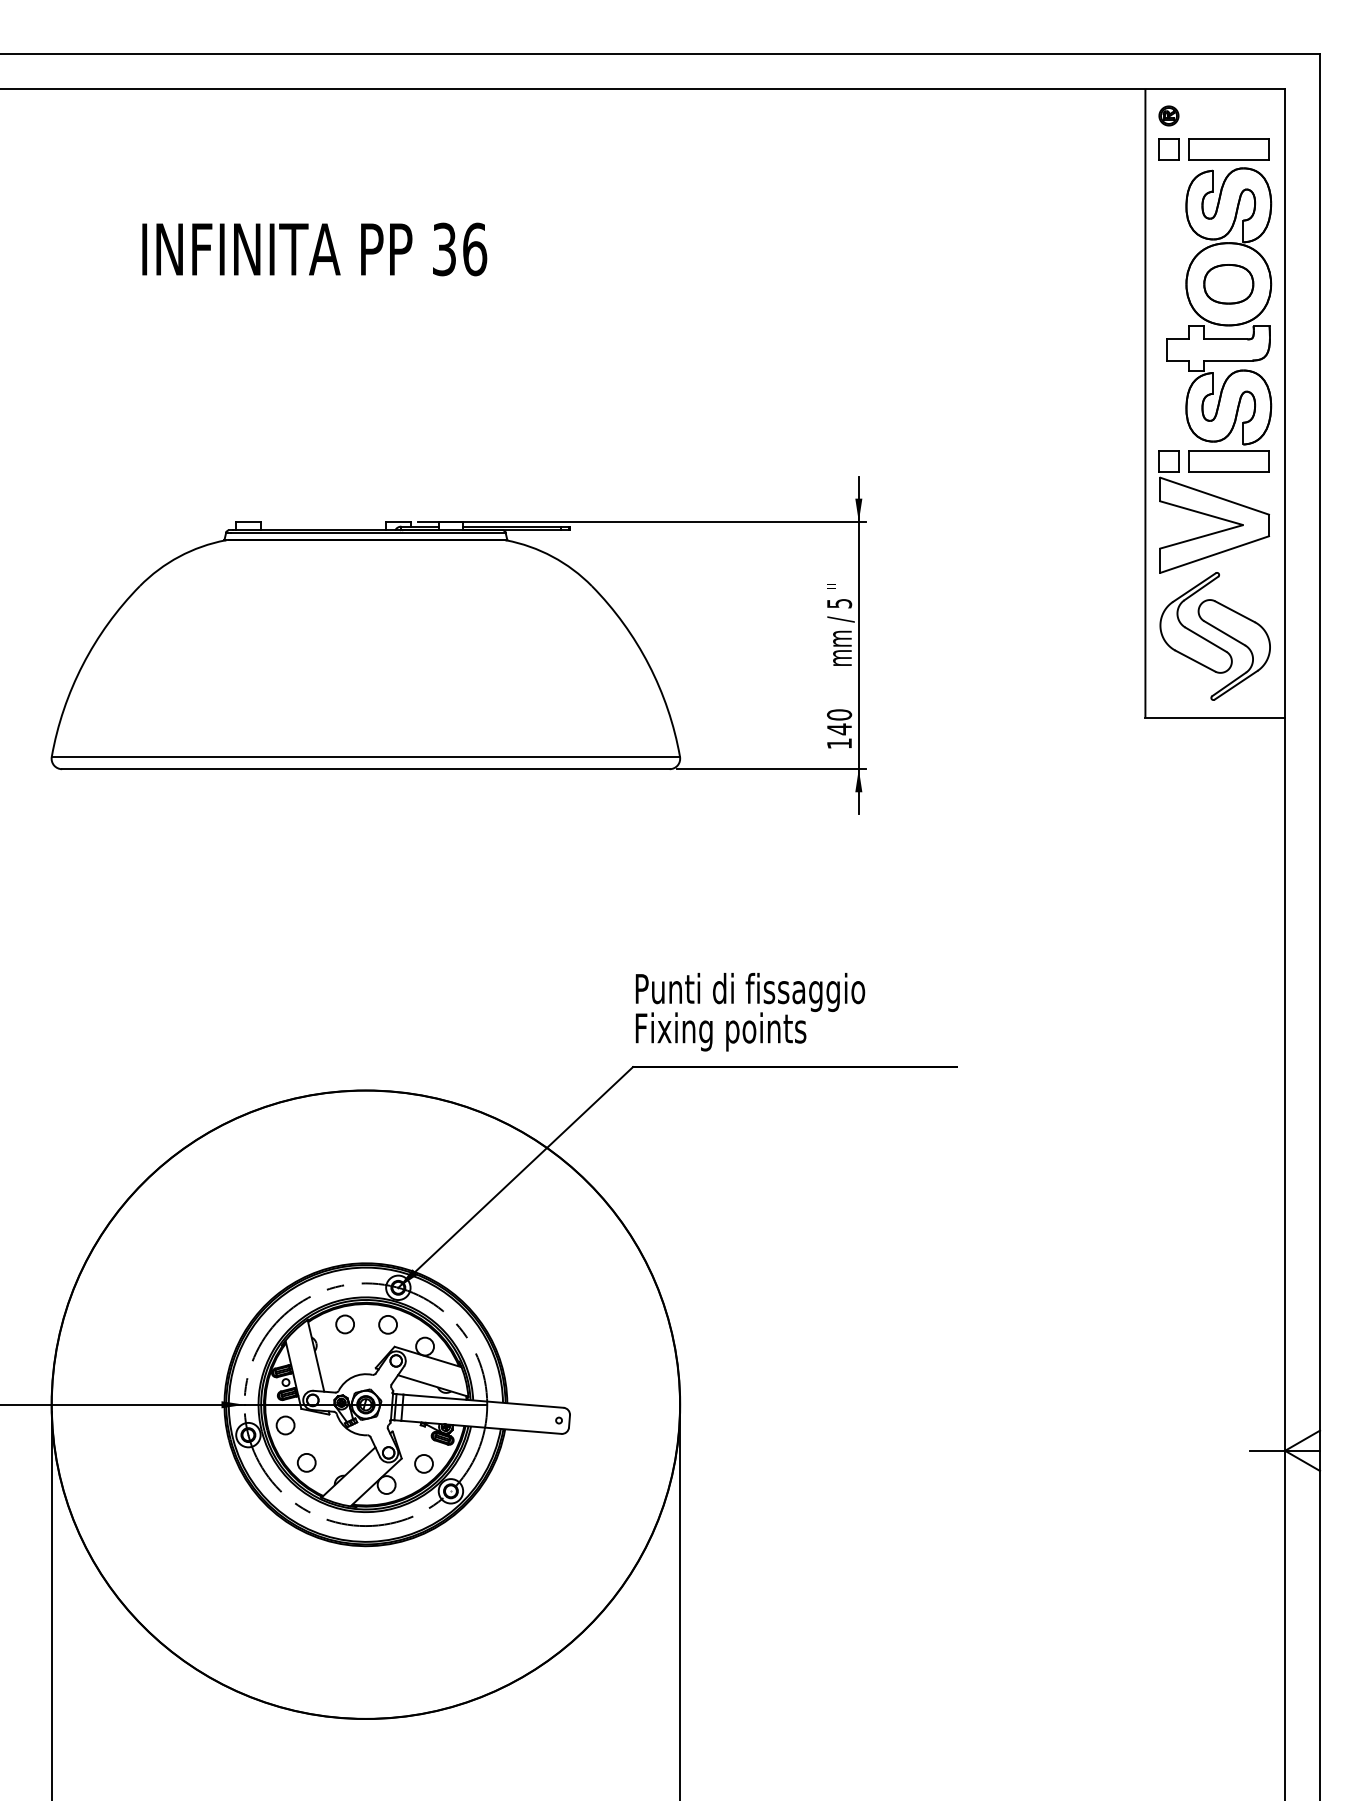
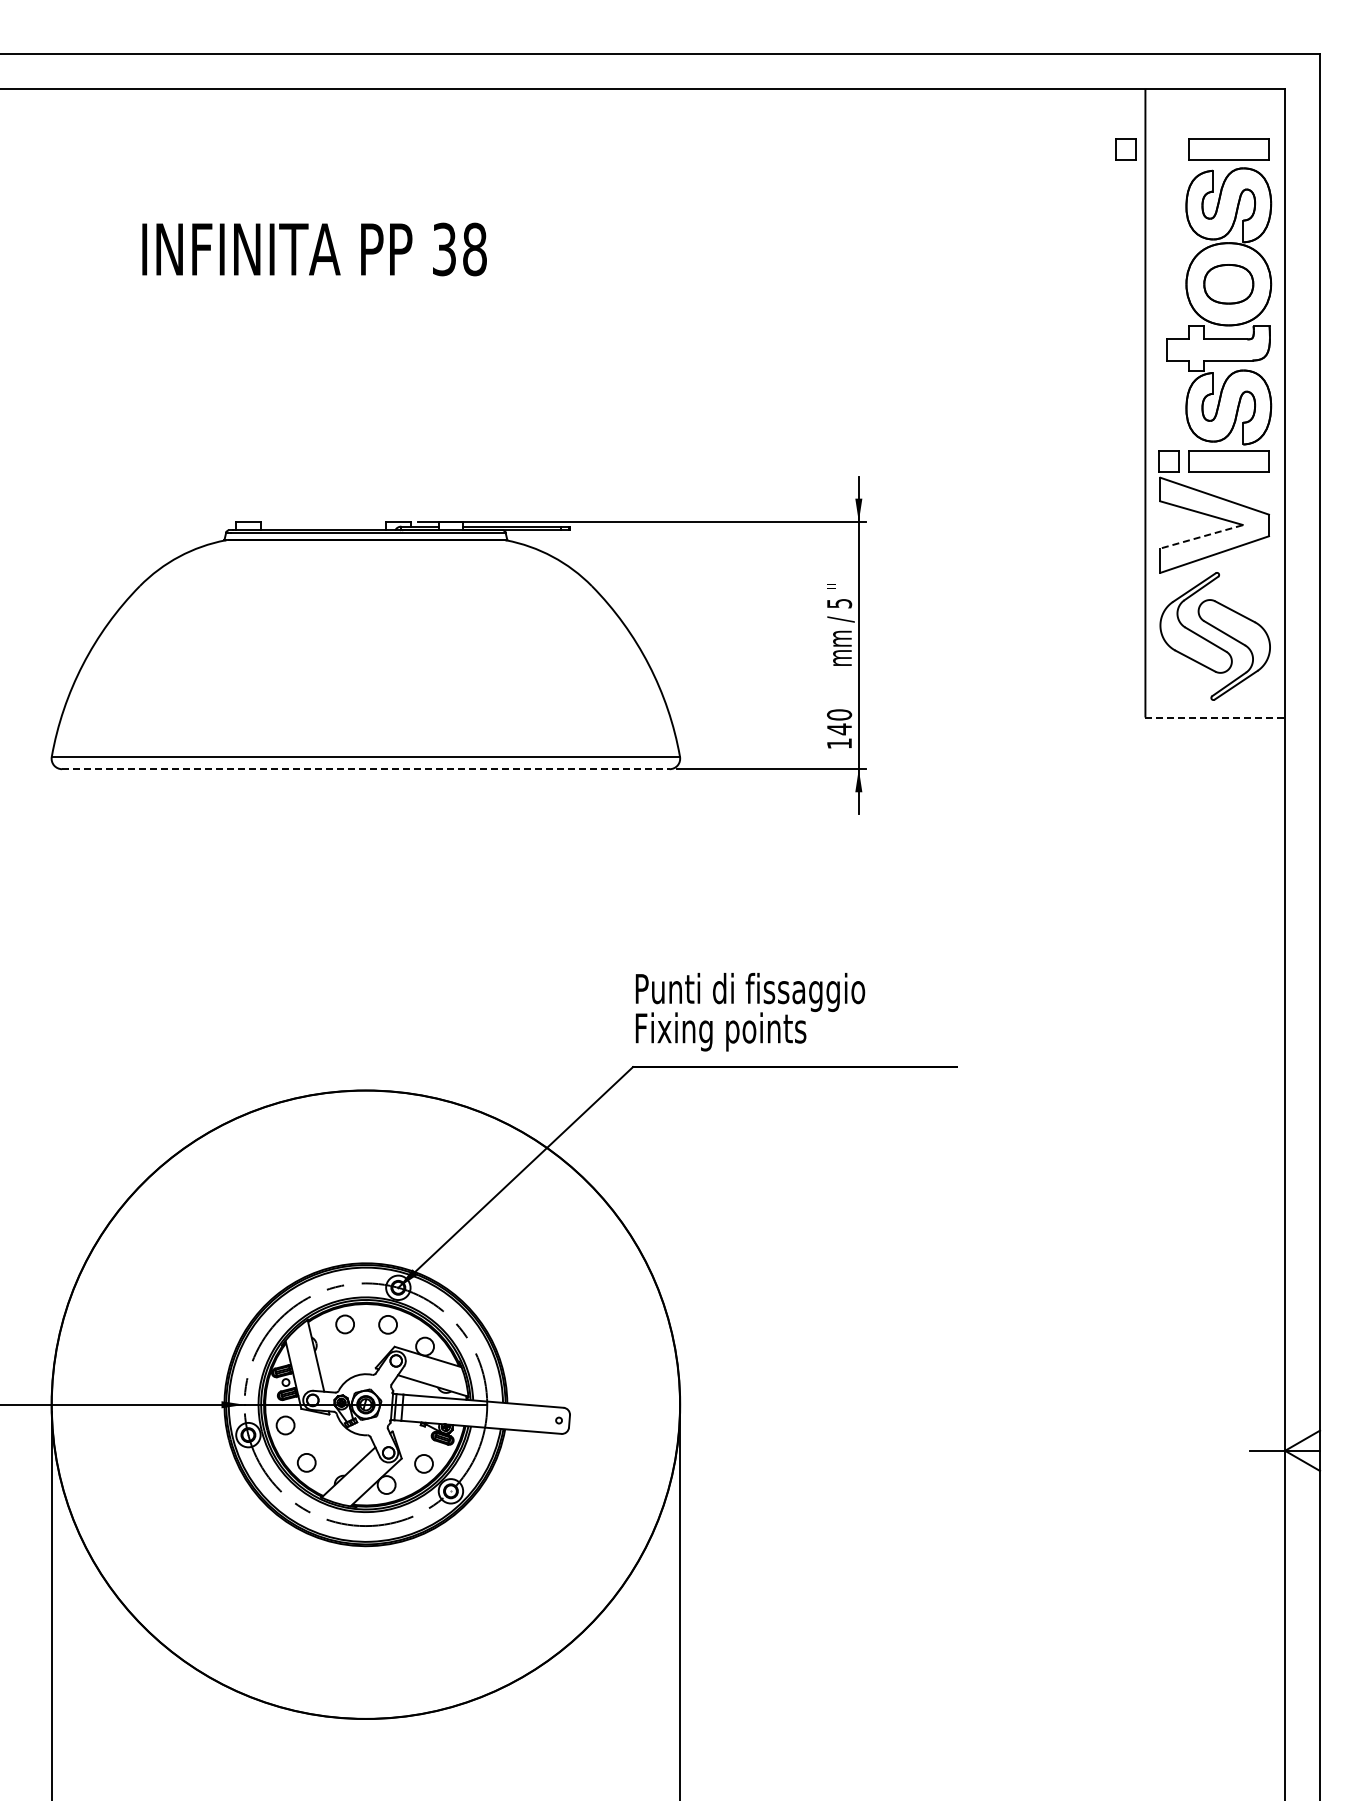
part: present -> none (1168, 115)
part position: (1168, 149) -> (1125, 149) (1125, 149)
text: 36 -> 38 (475, 249)
line: solid -> dashed (1201, 536)
line: solid -> dashed (1215, 717)
line: solid -> dashed (365, 769)
